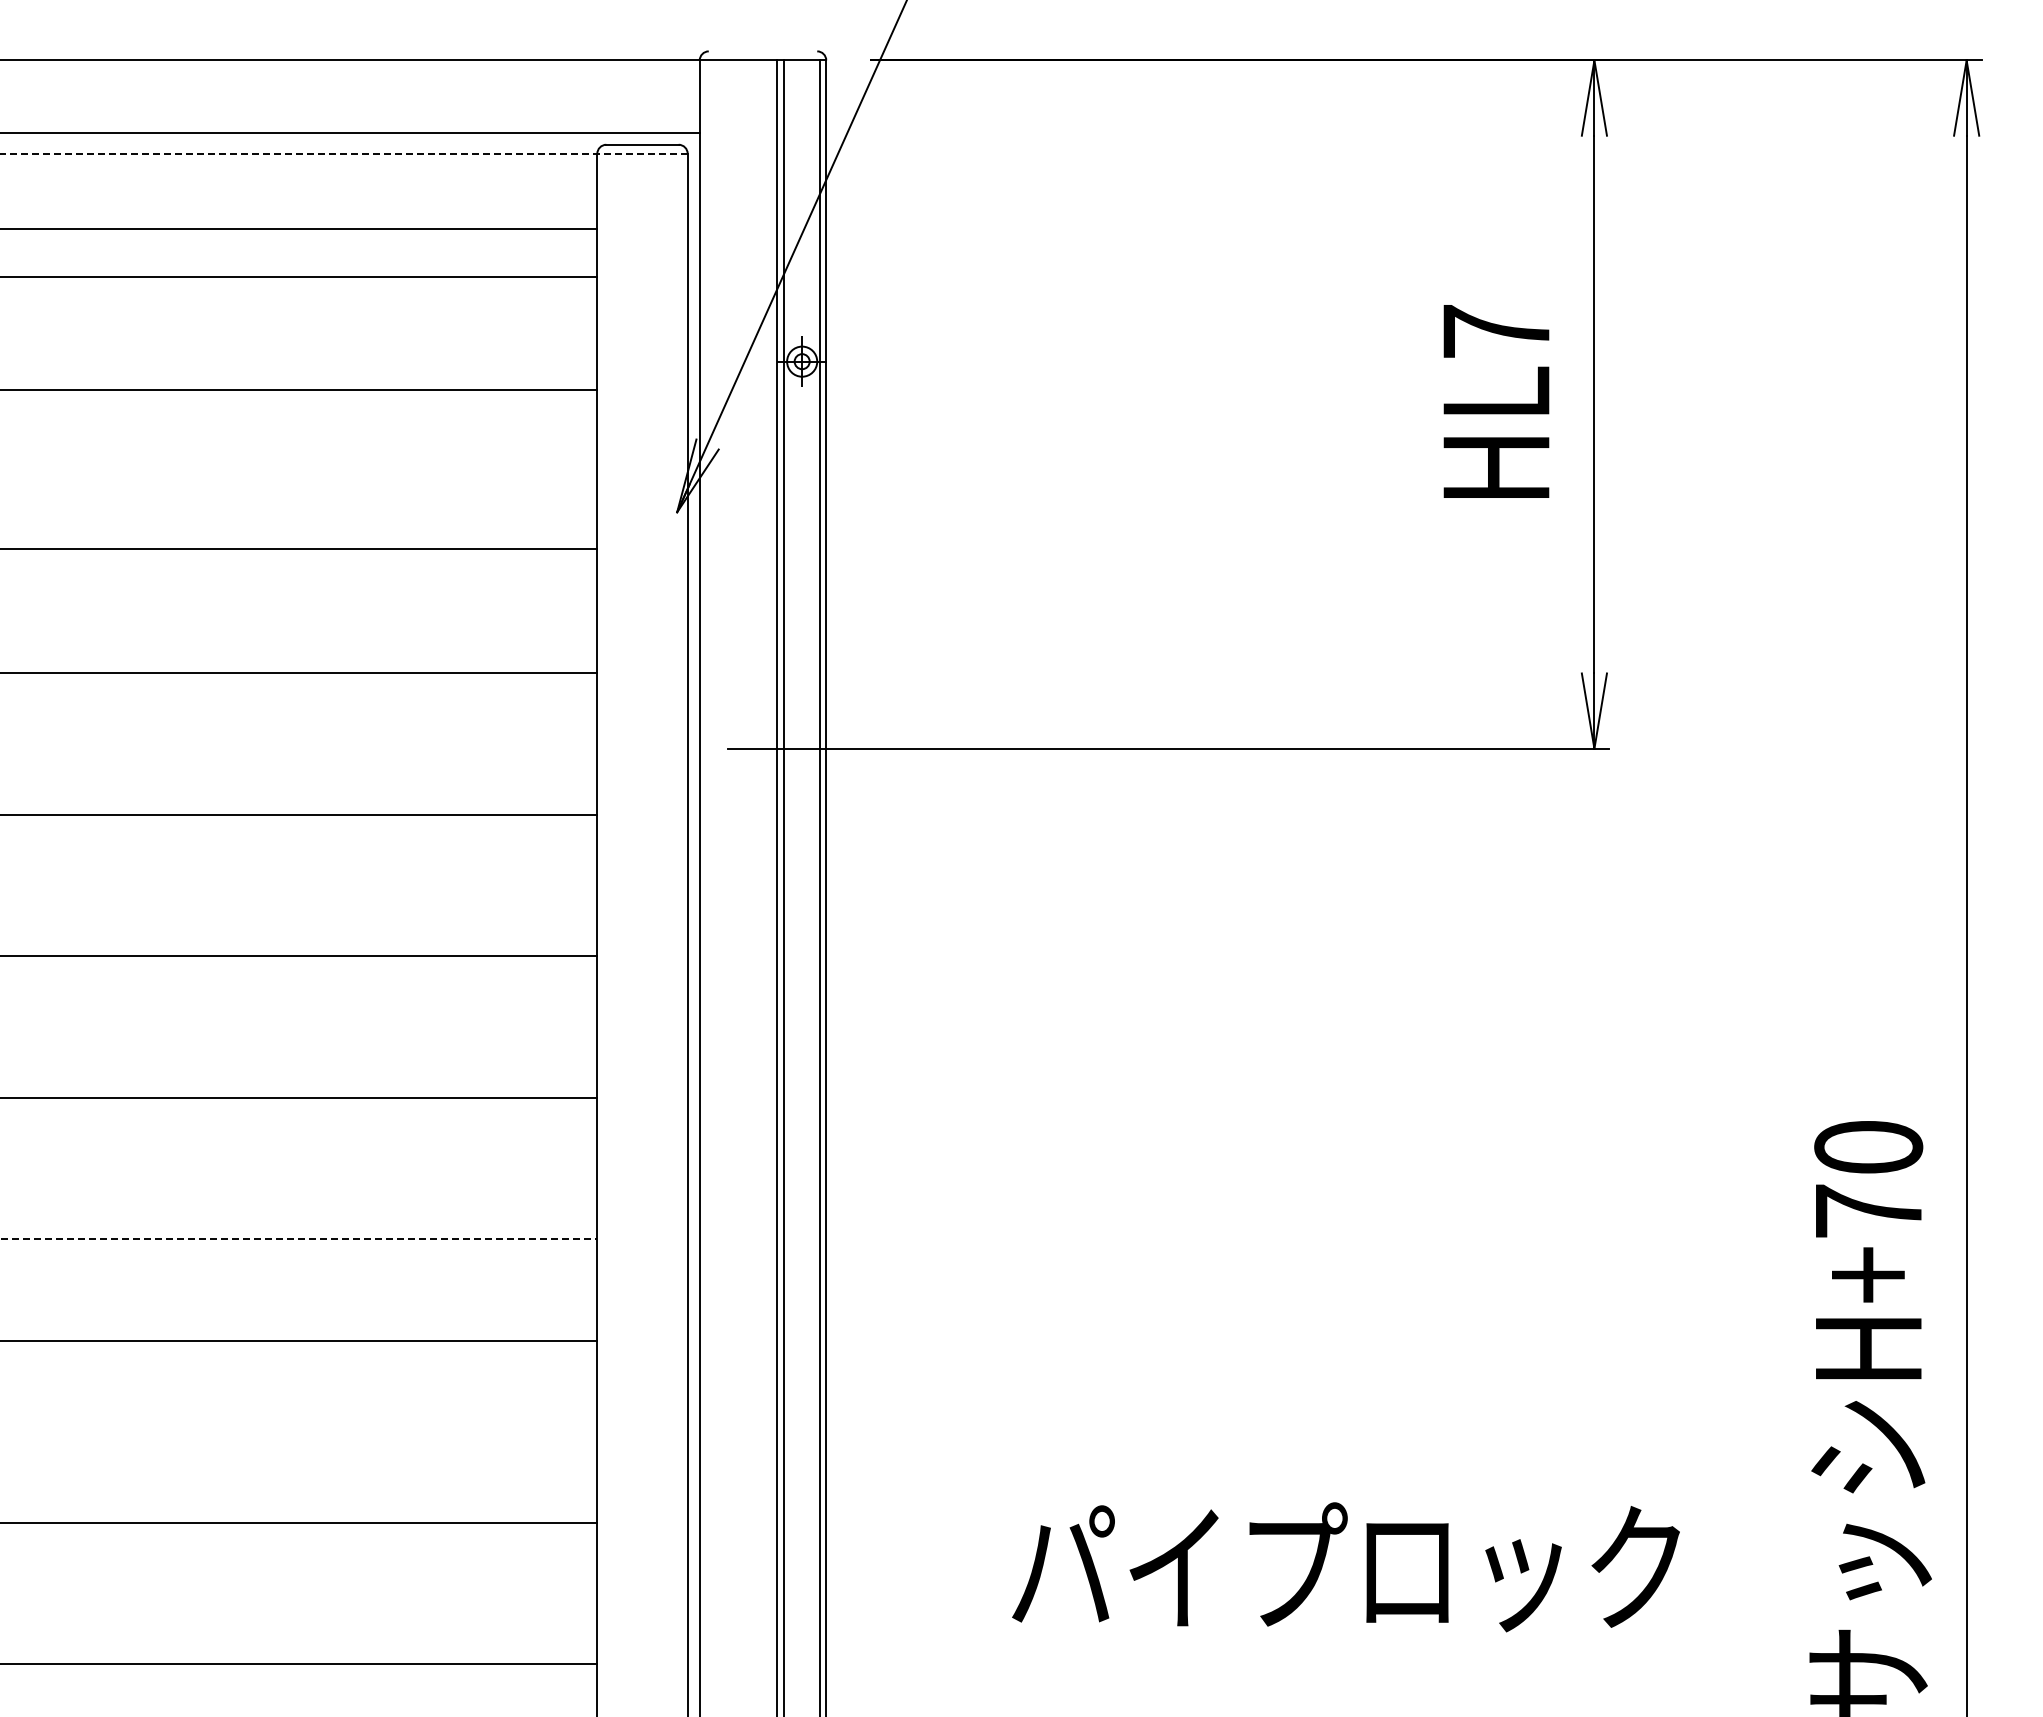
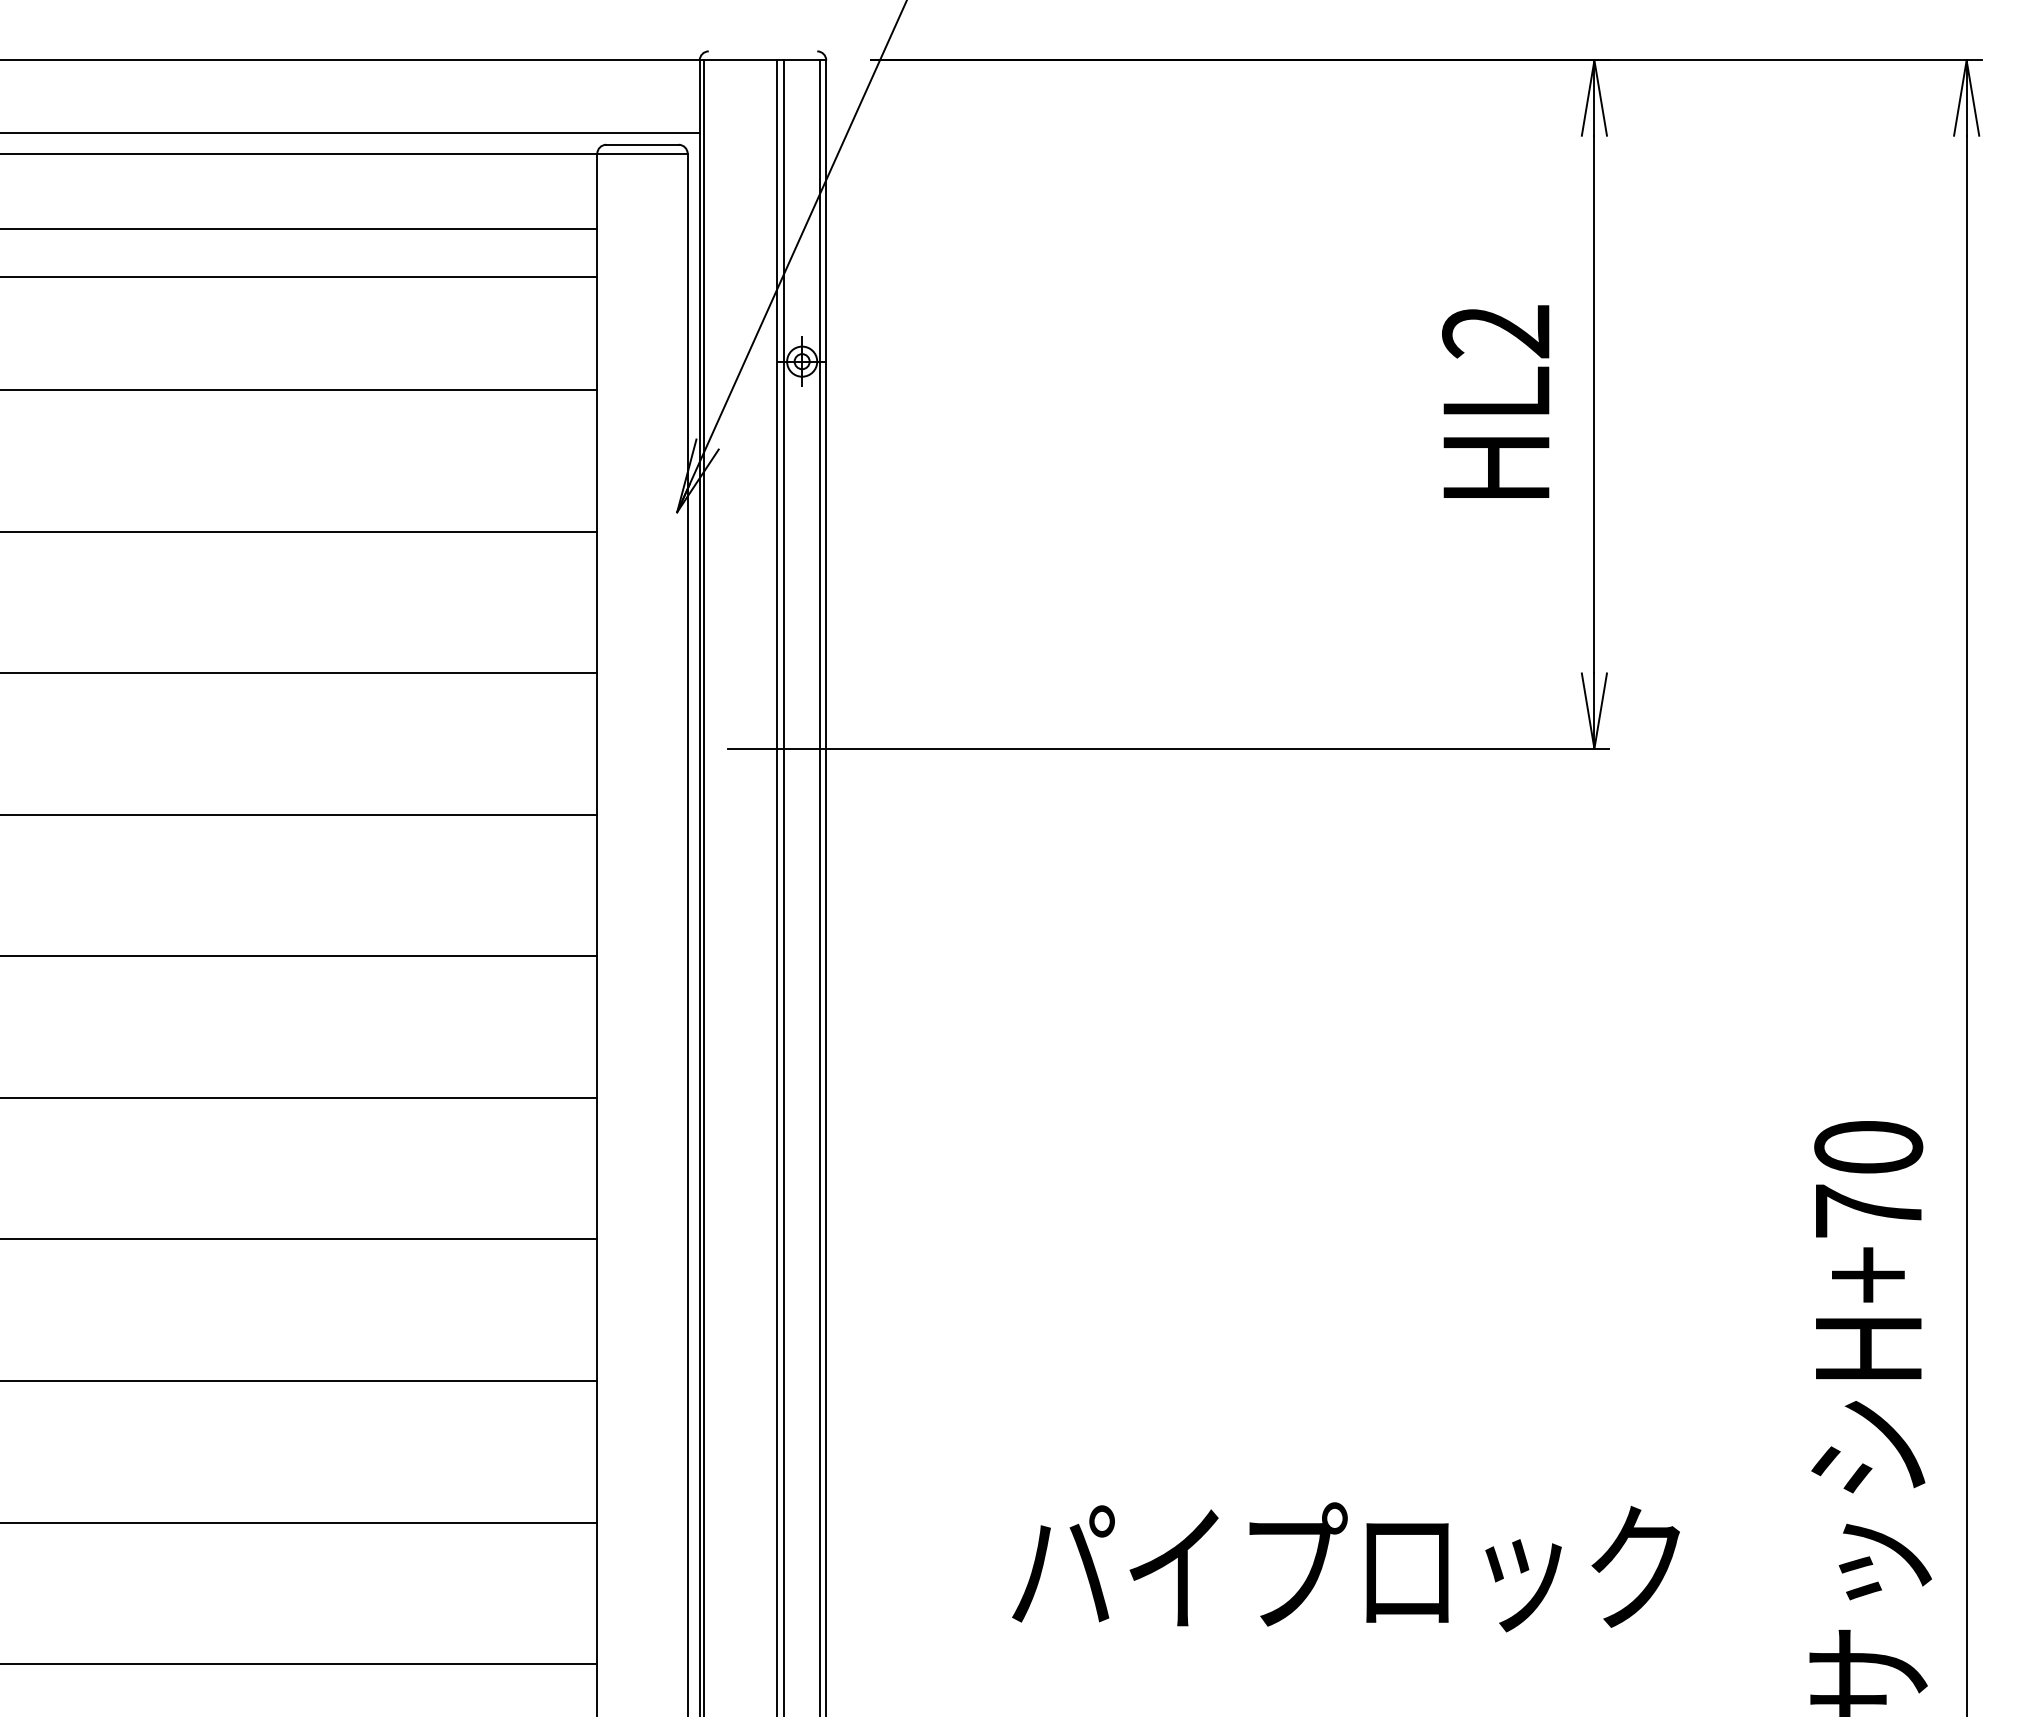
line: dashed -> solid (344, 153)
text: HL7 -> HL2 (1495, 331)
line position: (299, 548) -> (299, 531) (299, 531)
line: none -> present (704, 886)
line: dashed -> solid (299, 1239)
line position: (299, 1341) -> (299, 1381) (299, 1381)
